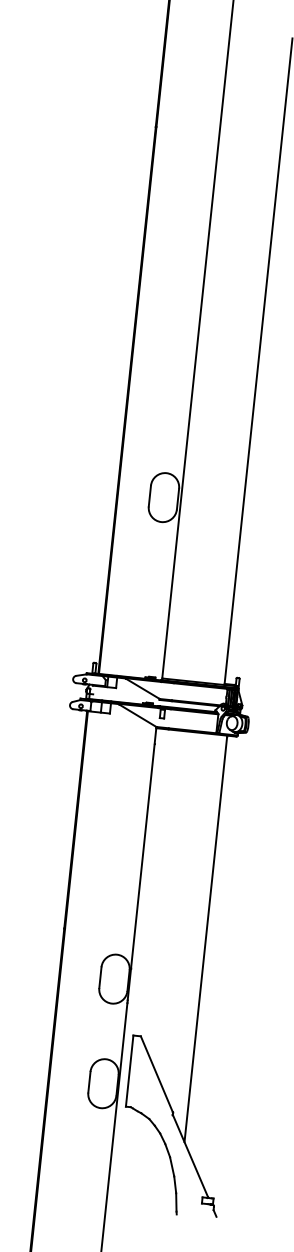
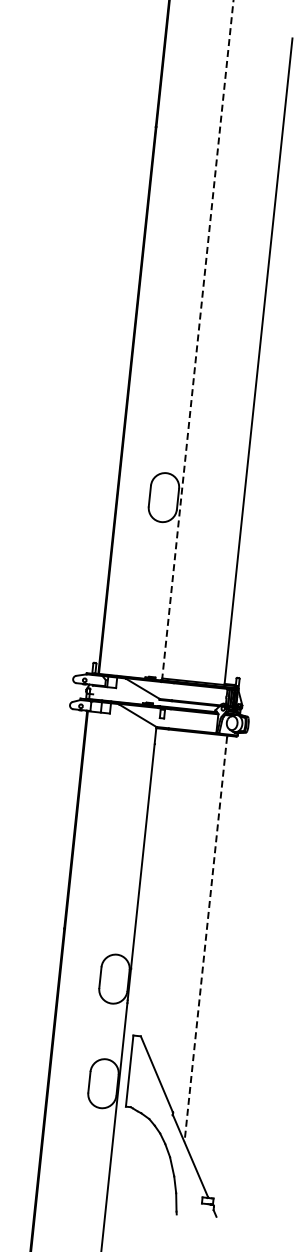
line: solid -> dashed (197, 340)
line: solid -> dashed (205, 939)
